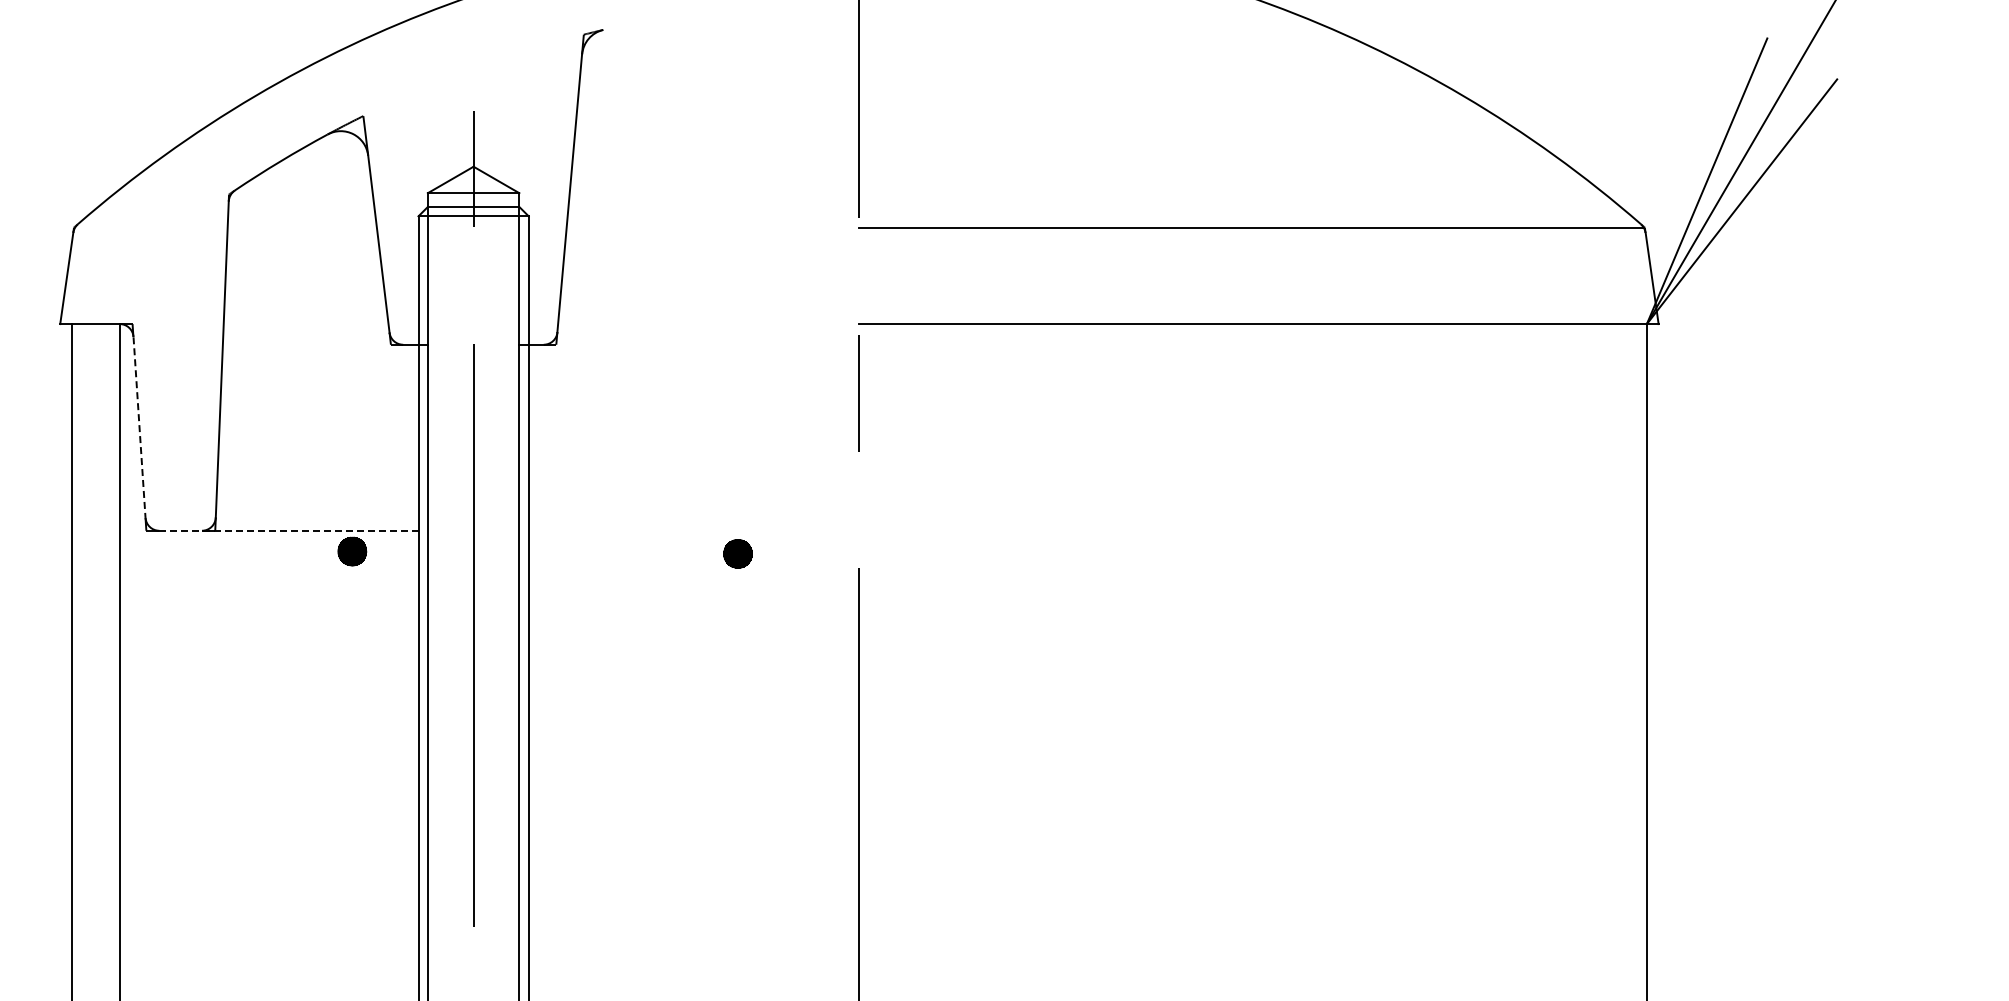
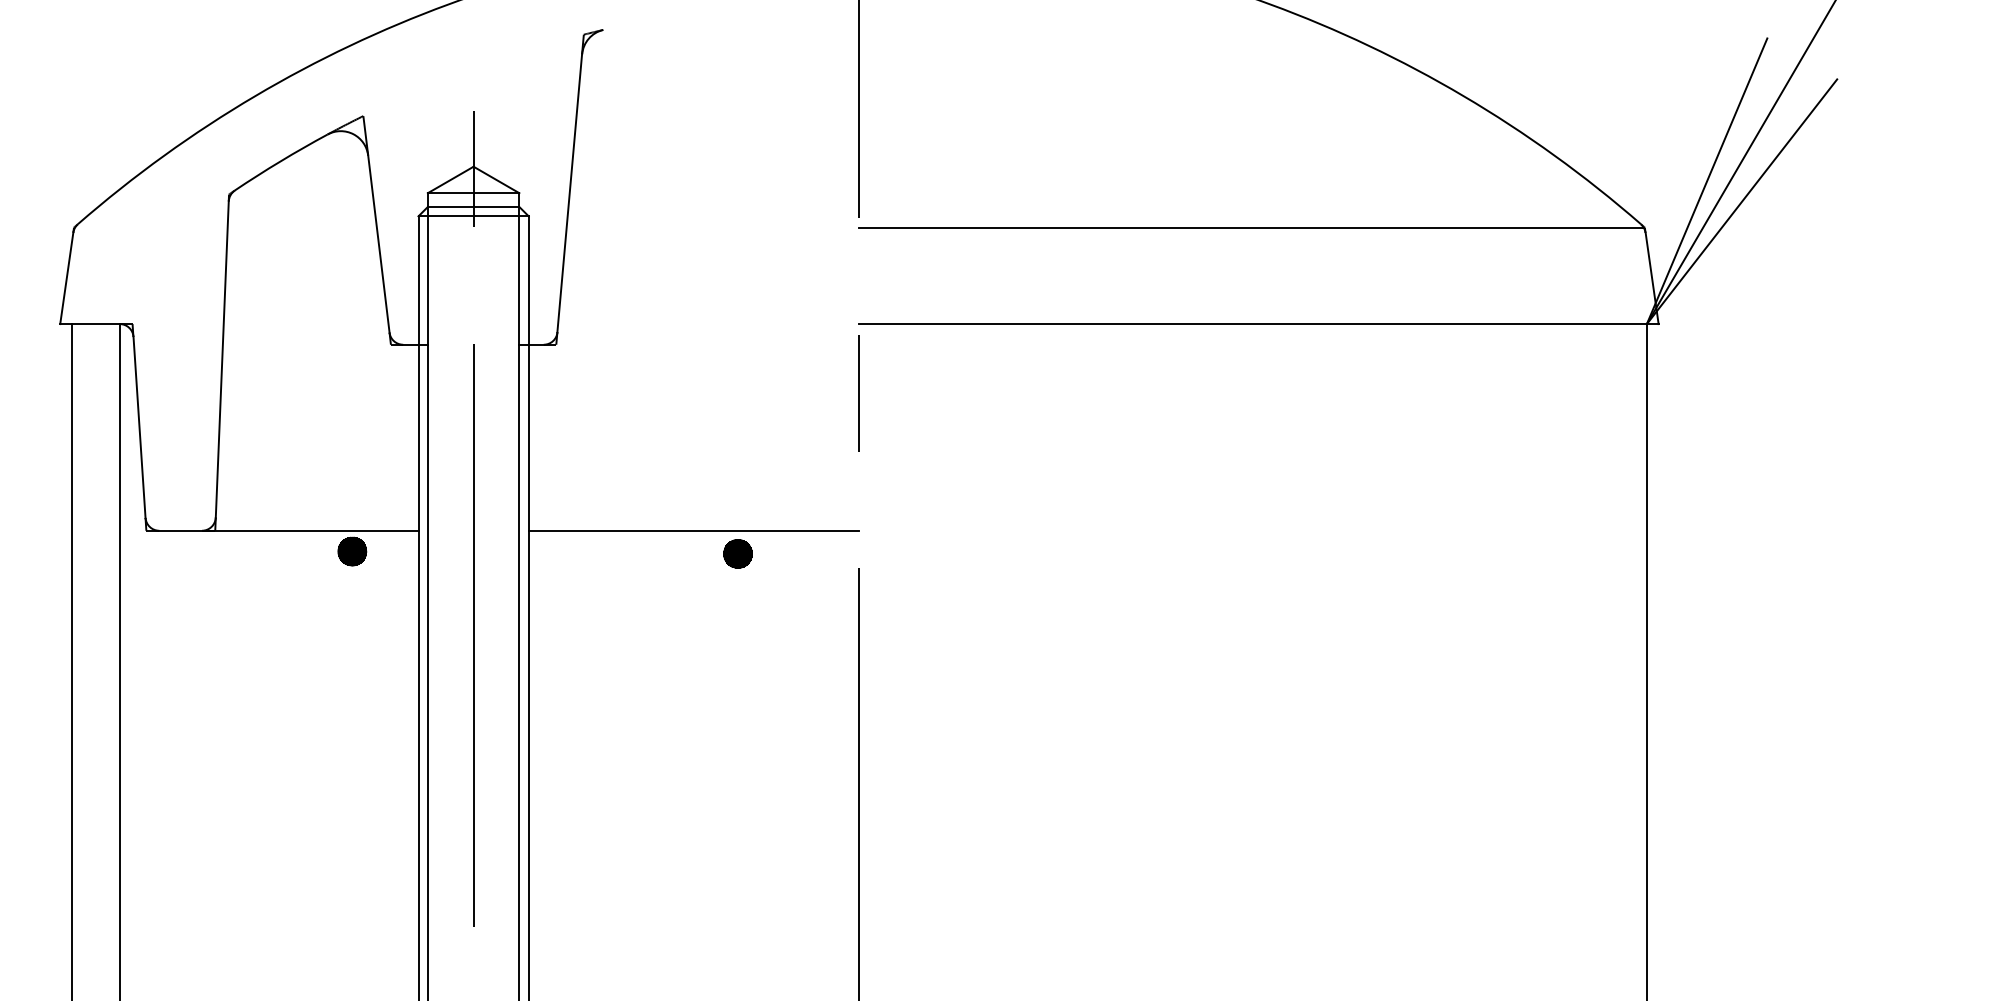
line: dashed -> solid (139, 427)
line: dashed -> solid (288, 530)
line: none -> present (693, 530)
